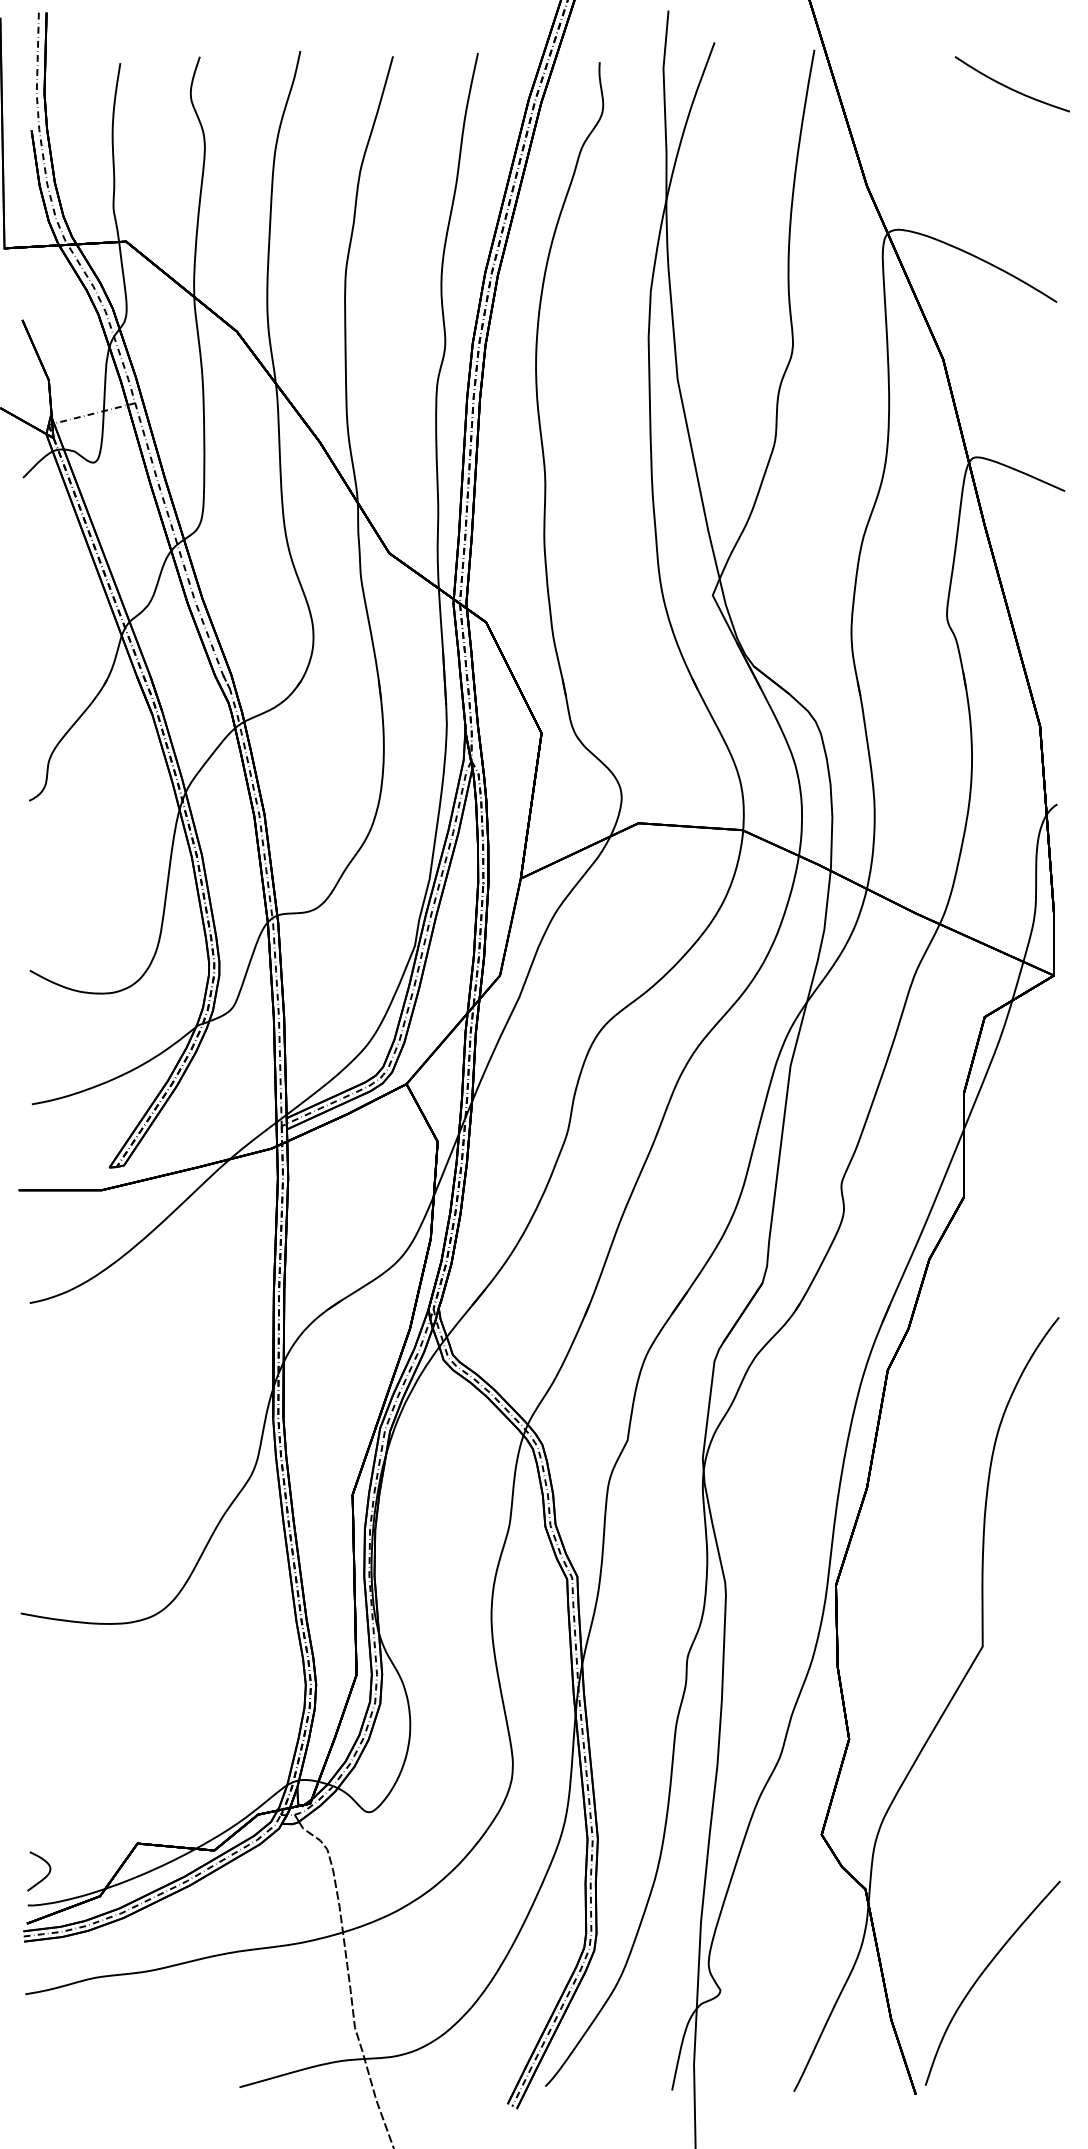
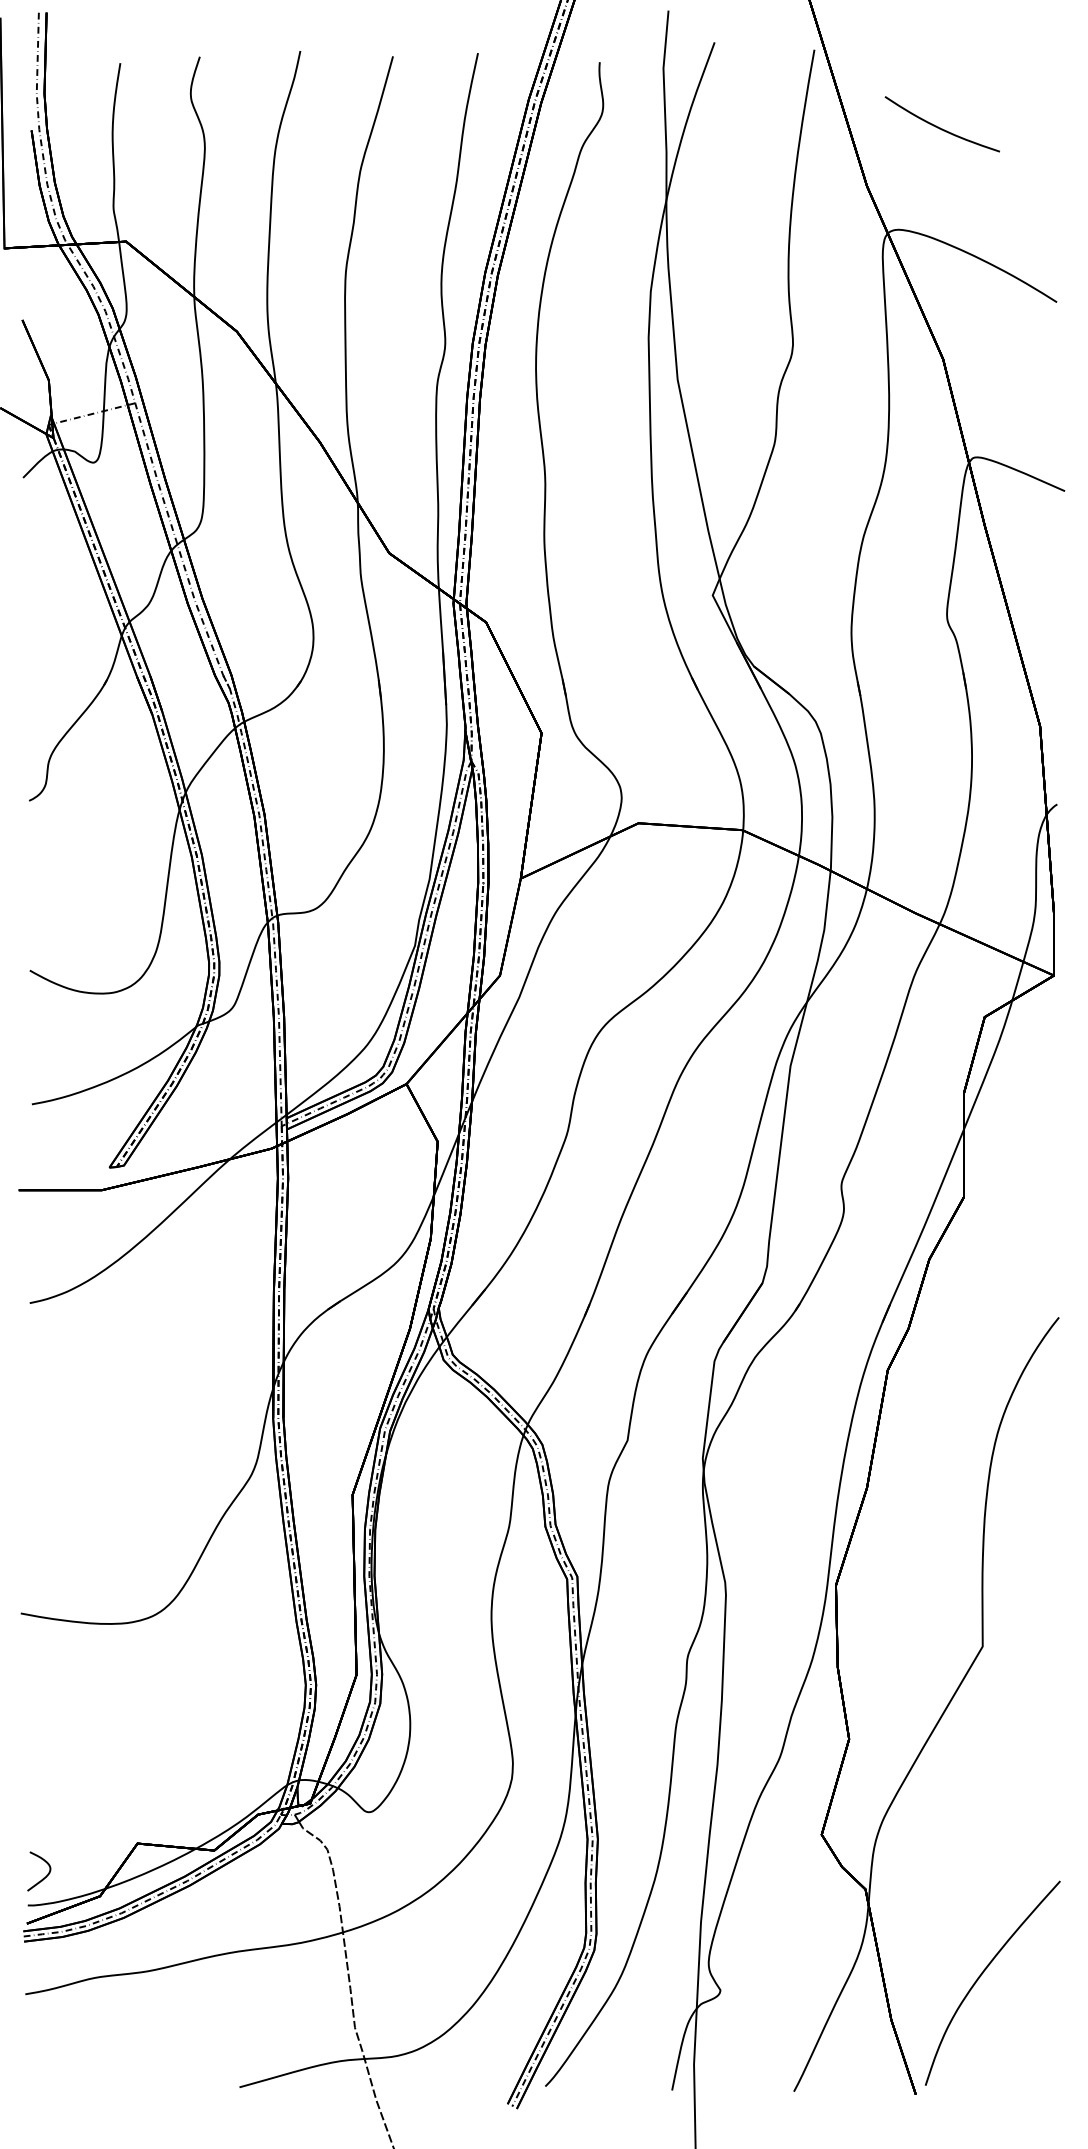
curve position: (1010, 87) -> (940, 127) (940, 127)
